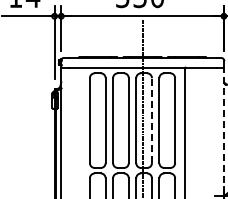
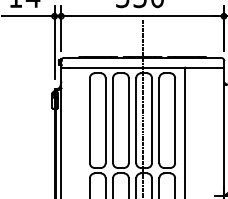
line: dashed -> solid (151, 120)
line: dashed -> solid (223, 133)
